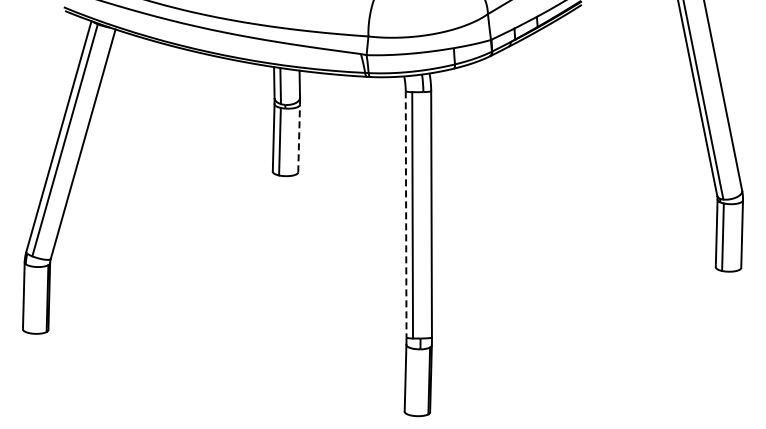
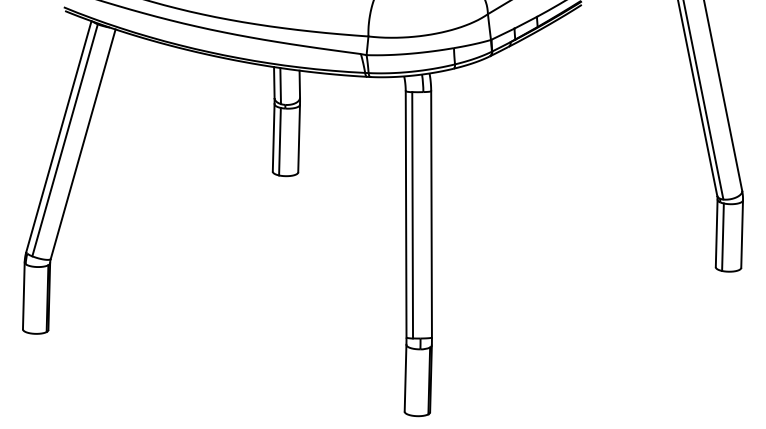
line: dashed -> solid (299, 138)
line: dashed -> solid (406, 215)
